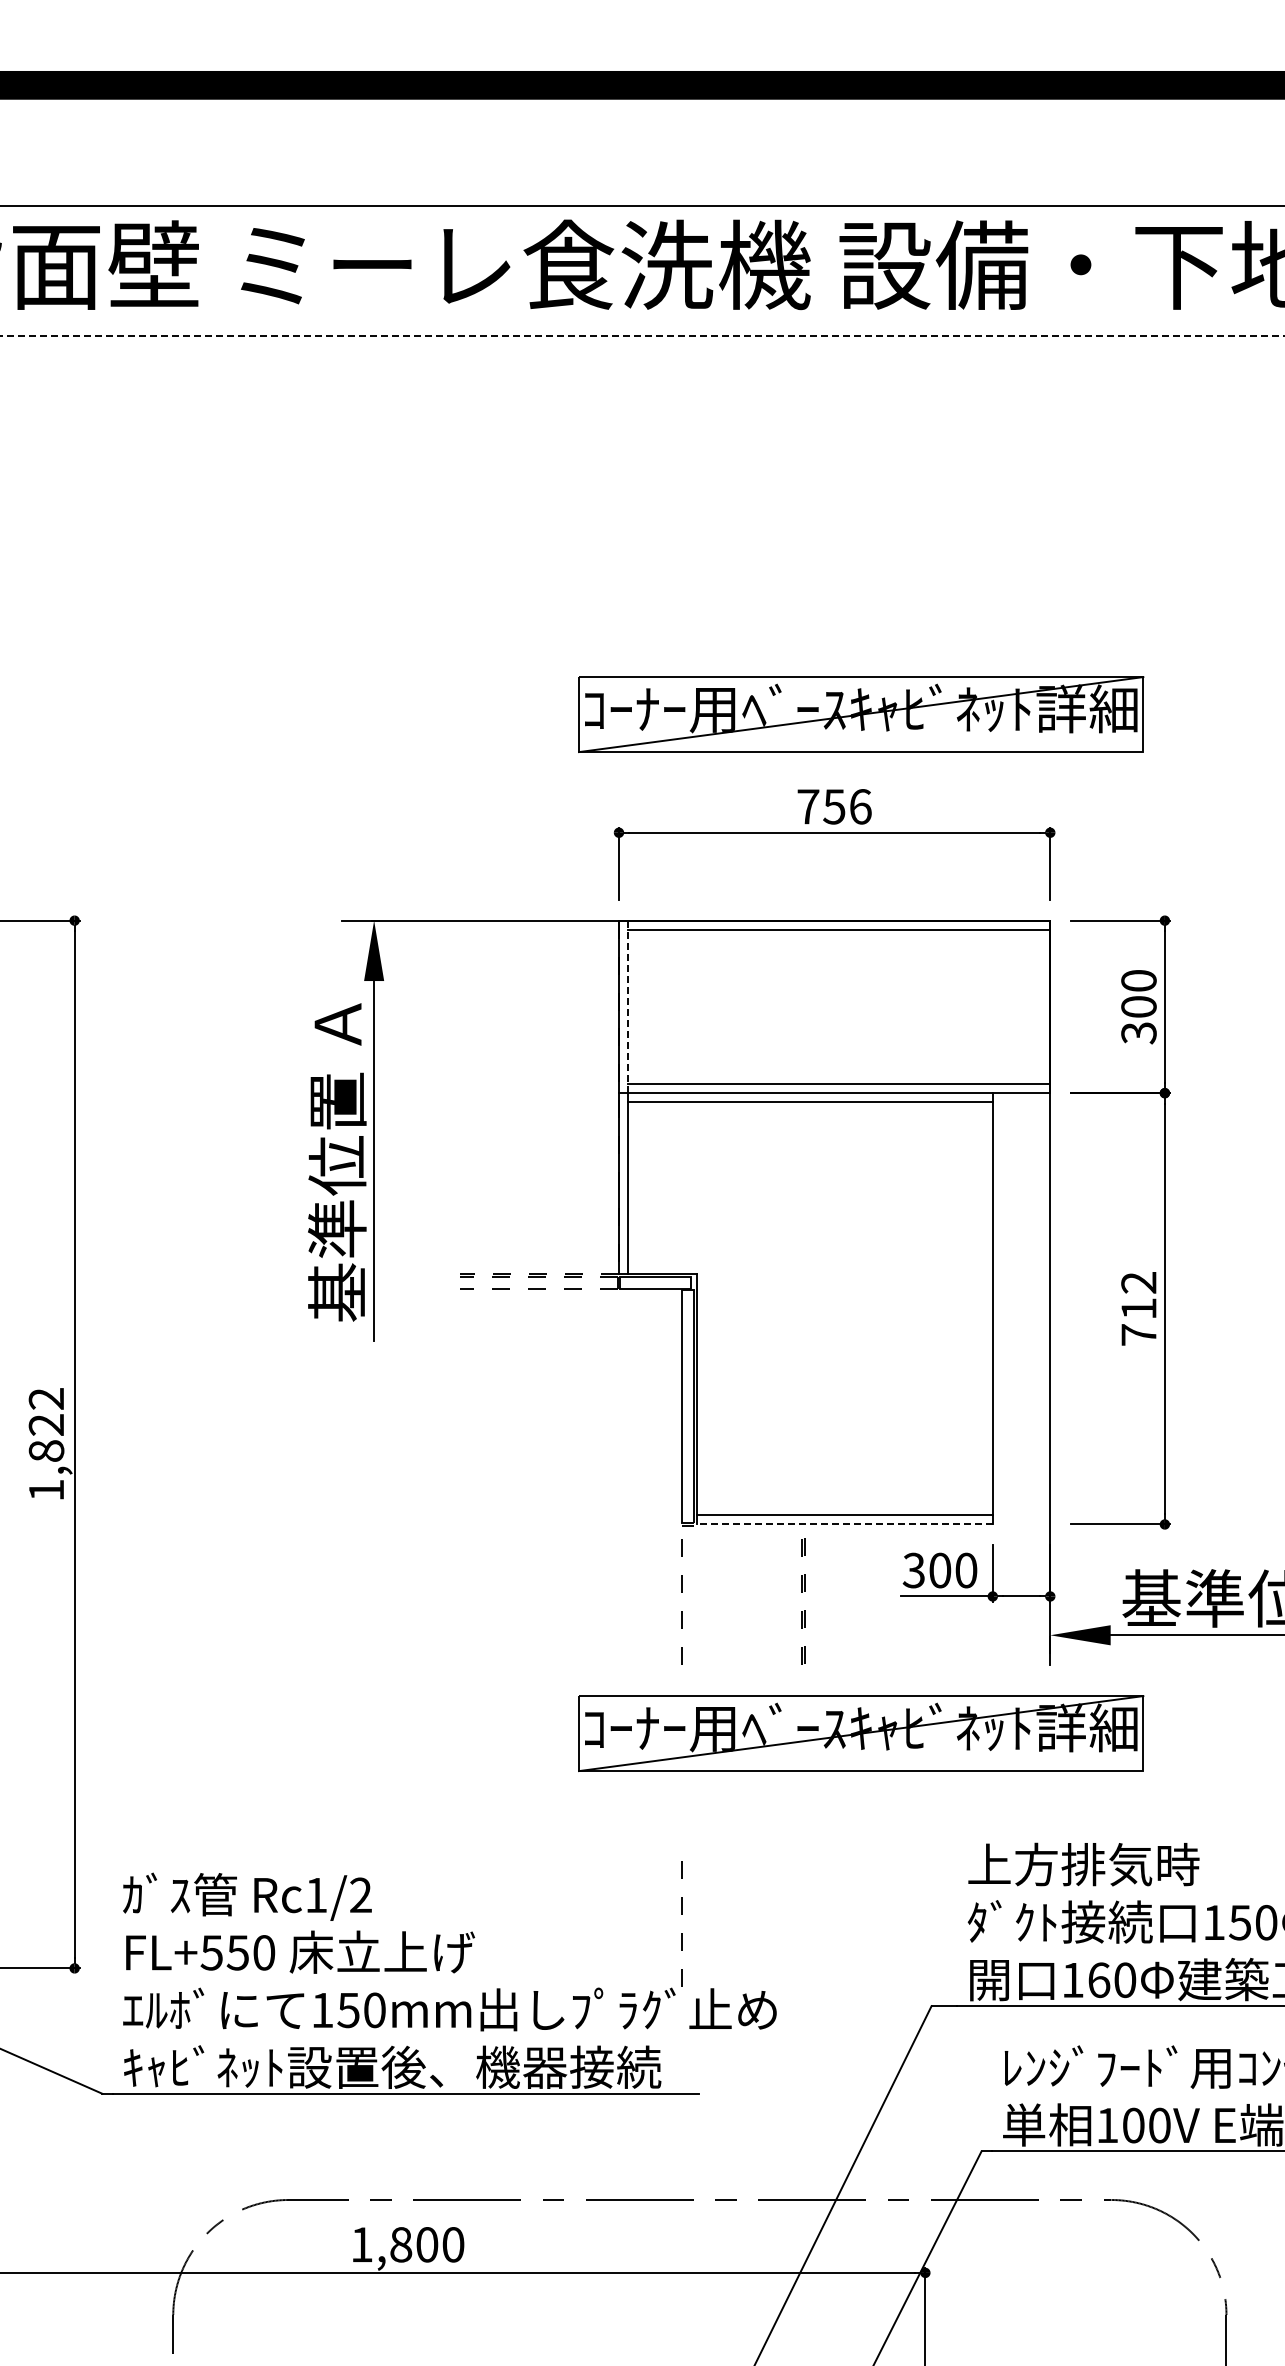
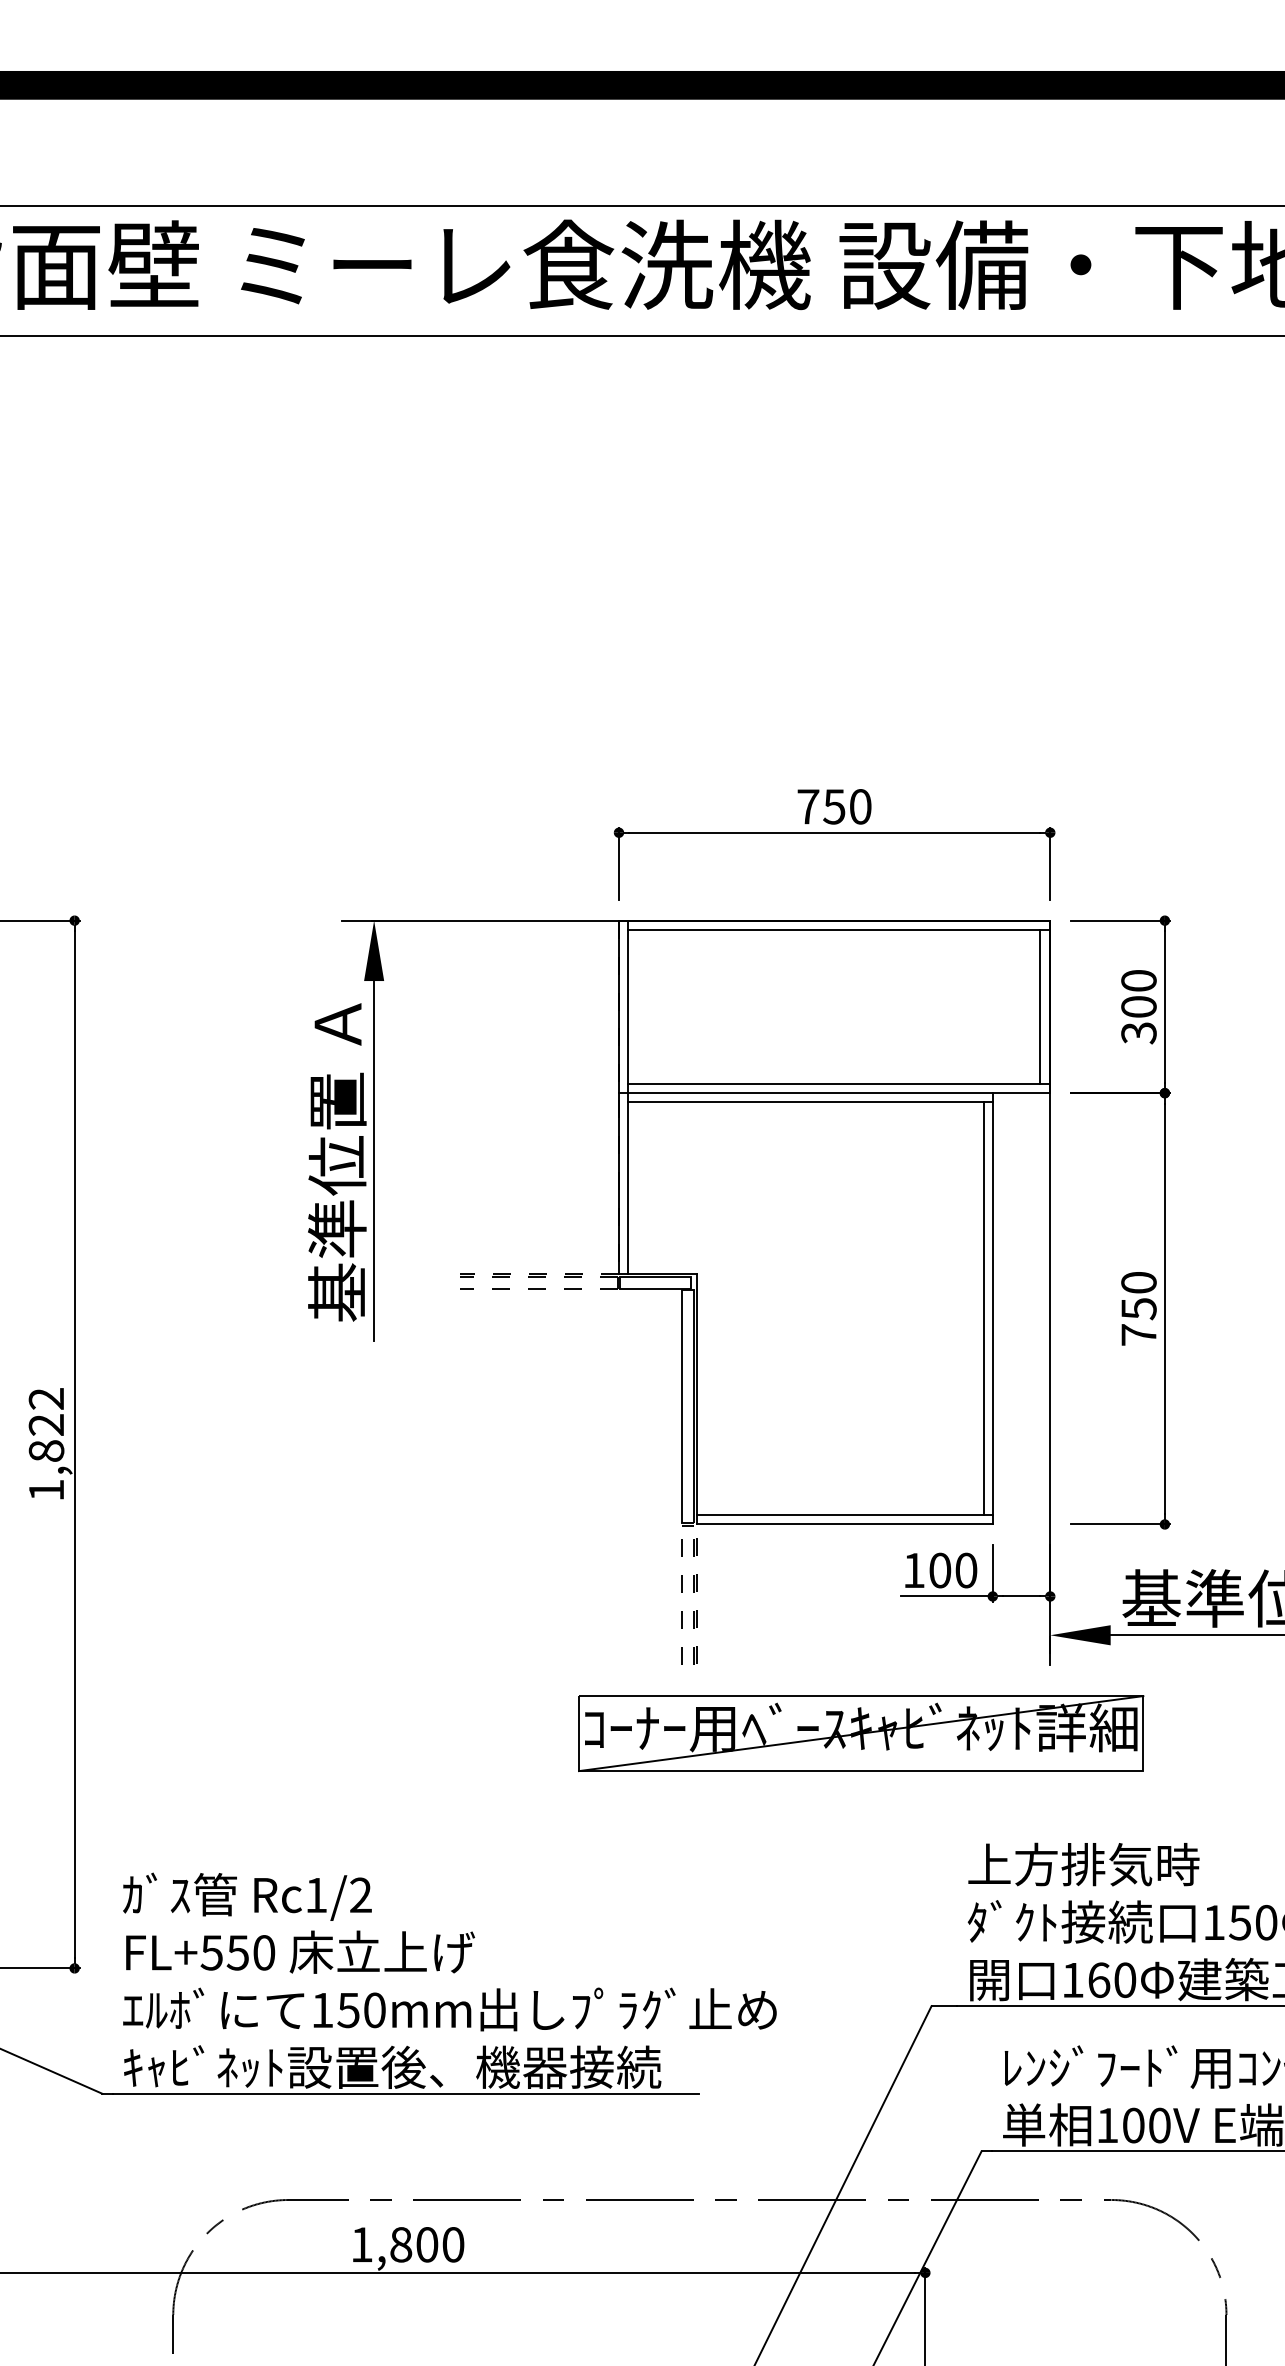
line: dashed -> solid (642, 336)
part: present -> none (861, 714)
text: 756 -> 750 (860, 806)
line: none -> present (1039, 1006)
line: dashed -> solid (628, 1007)
text: 712 -> 750 (1138, 1296)
line: none -> present (983, 1308)
line: dashed -> solid (844, 1524)
text: 300 -> 100 (913, 1570)
part position: (802, 1592) -> (694, 1592) (694, 1592)
line: present -> none (681, 1914)
